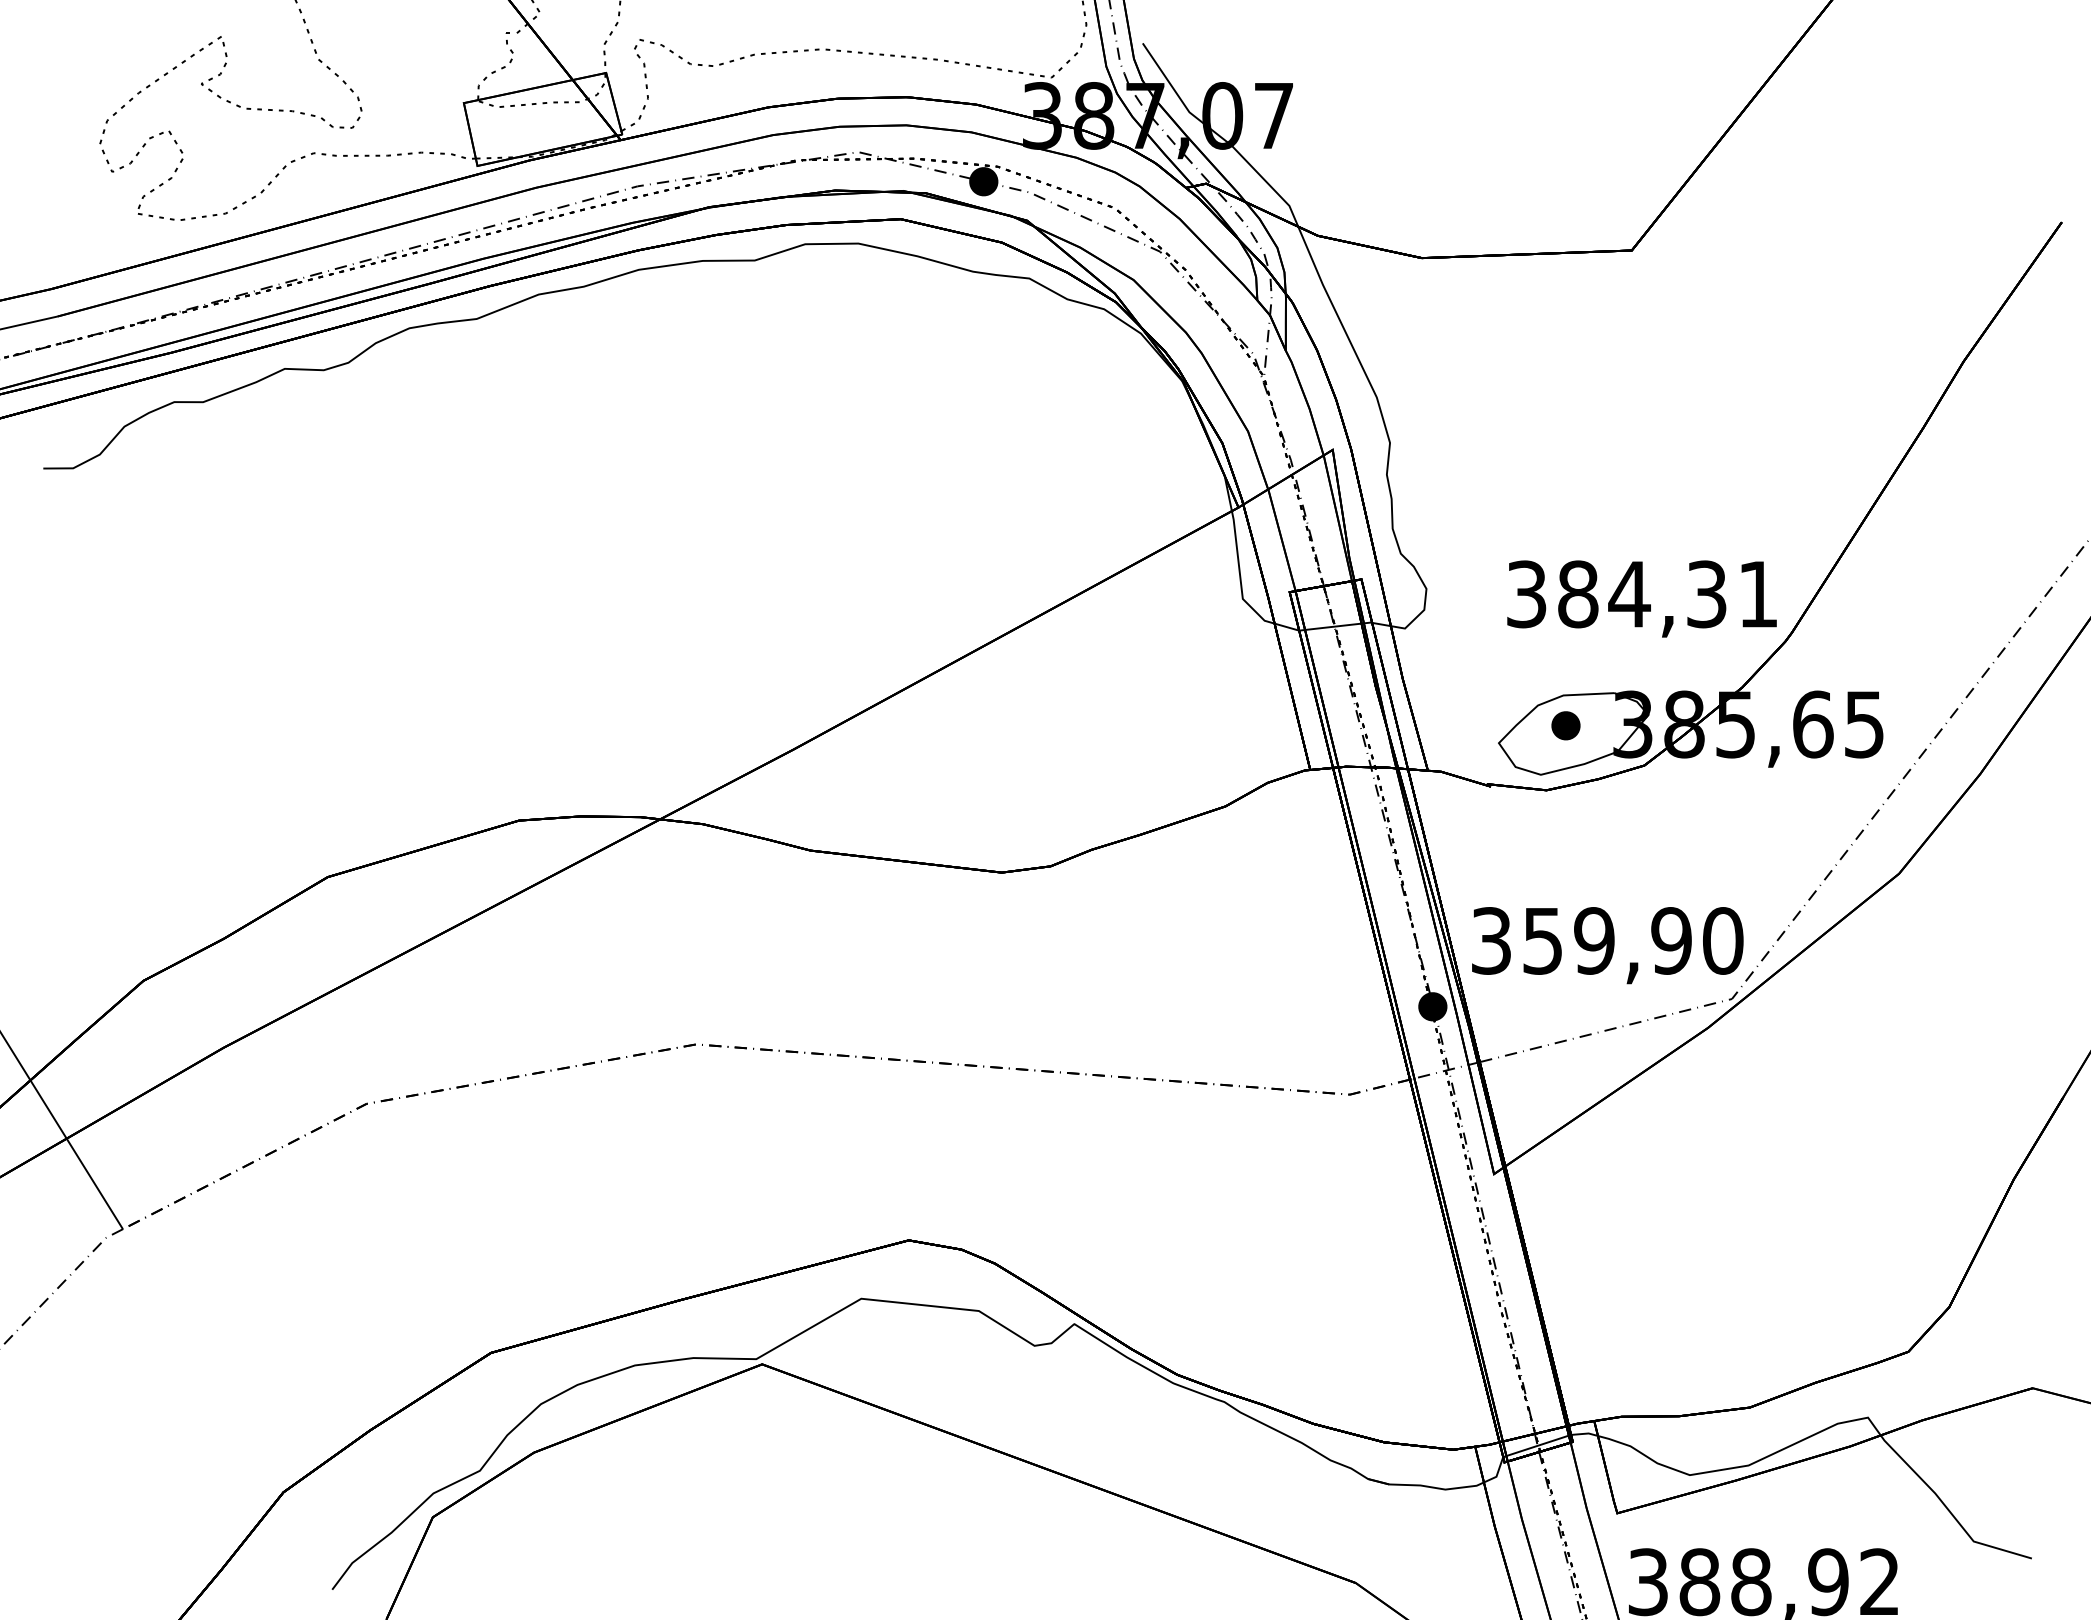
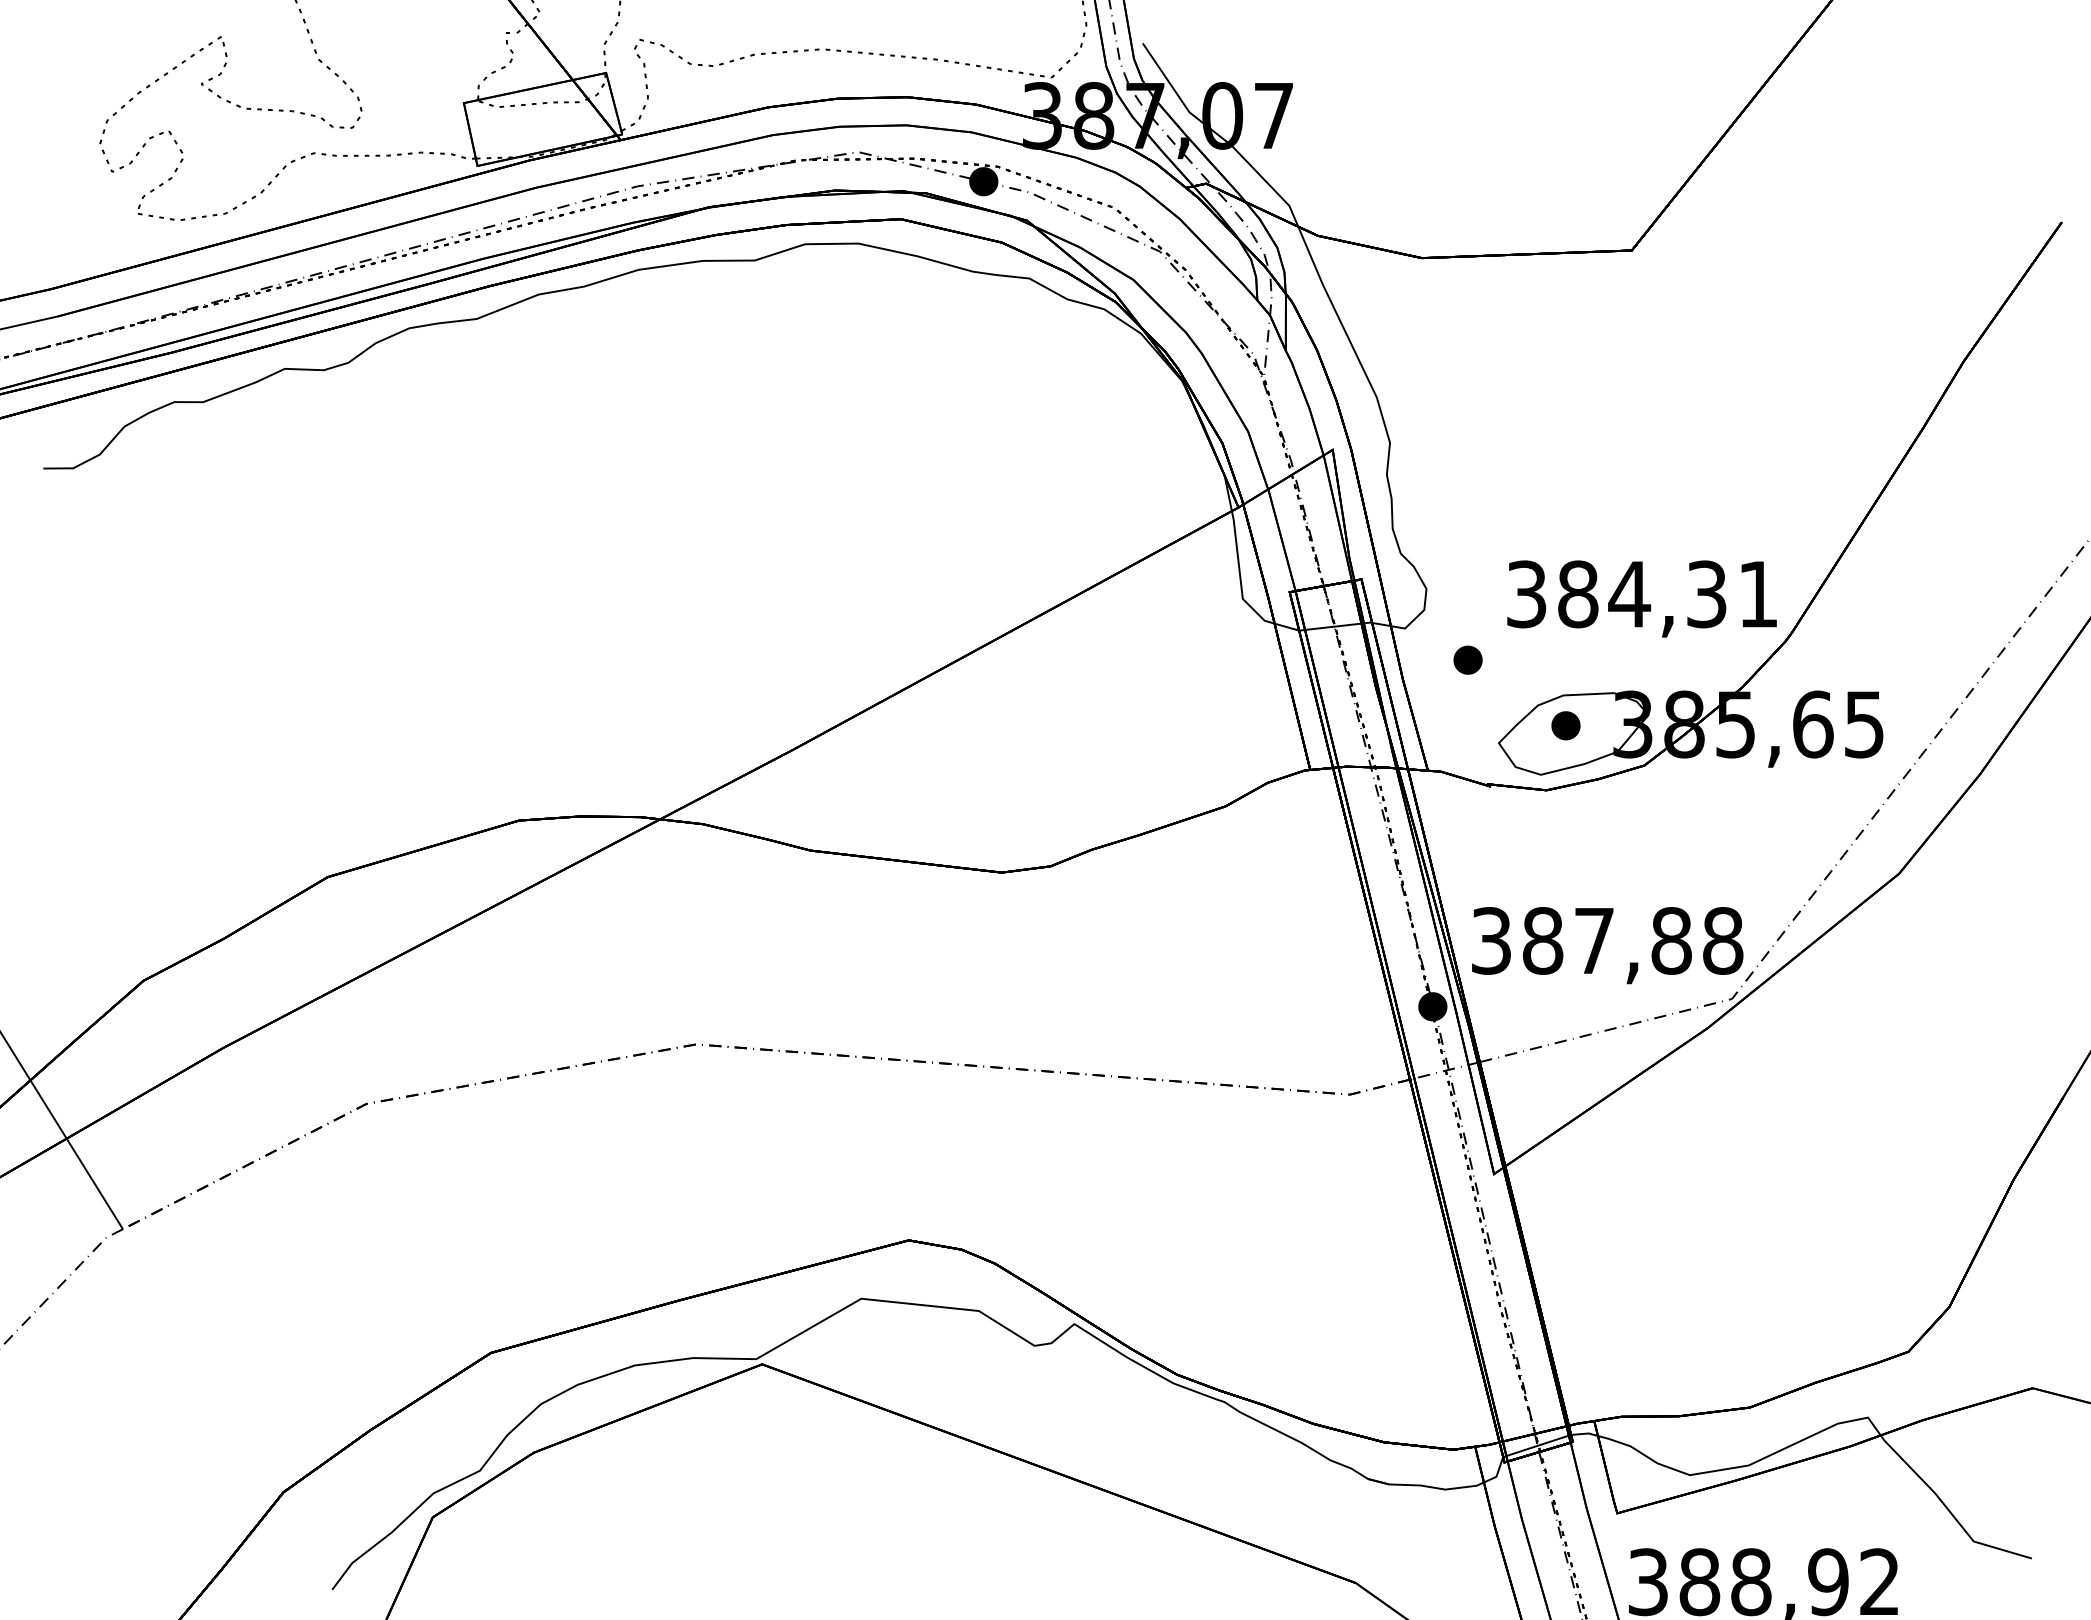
part: none -> present (1467, 659)
text: 359,90 -> 387,88 (1633, 940)
